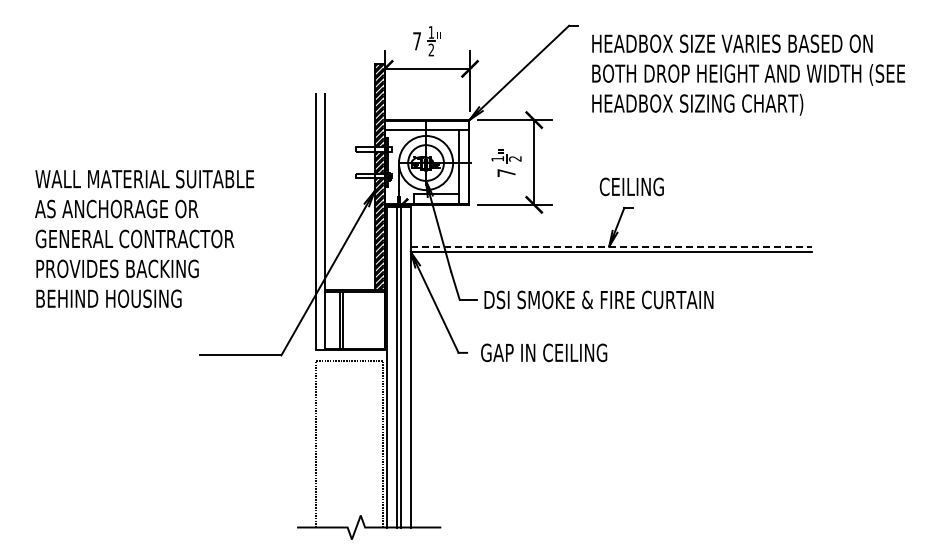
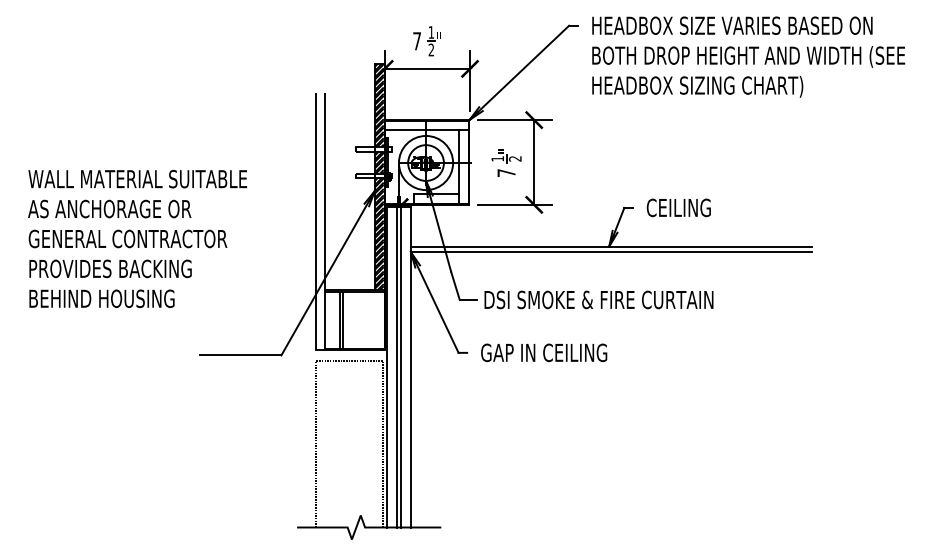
text position: (748, 74) -> (748, 56) (748, 56)
text position: (631, 186) -> (678, 207) (678, 207)
text position: (144, 238) -> (137, 238) (137, 238)
line: dashed -> solid (611, 246)
